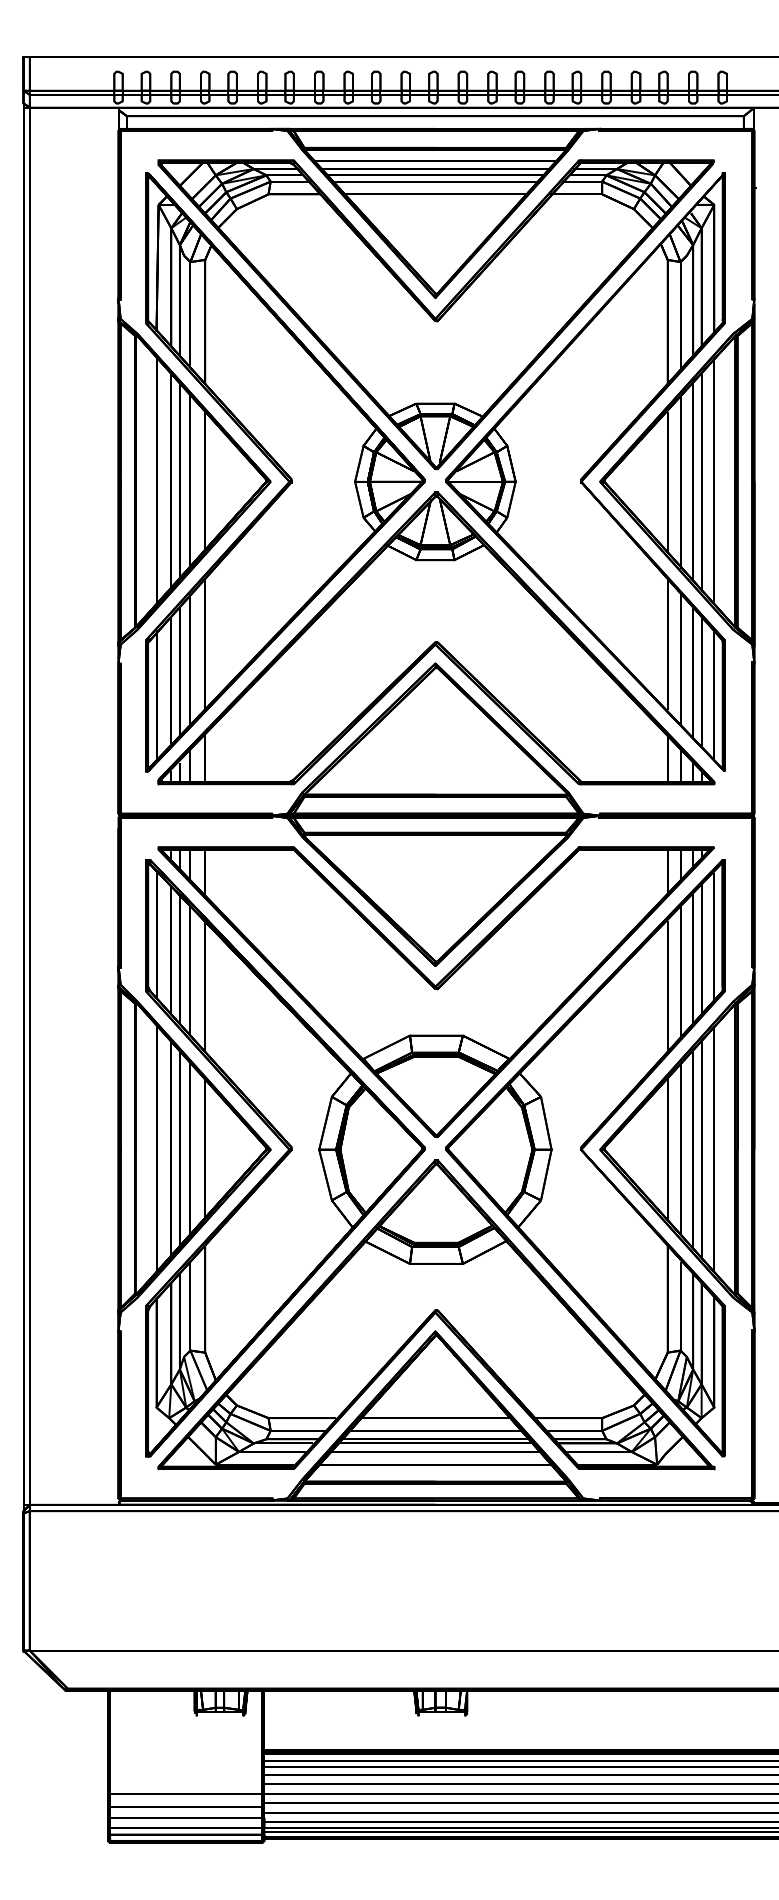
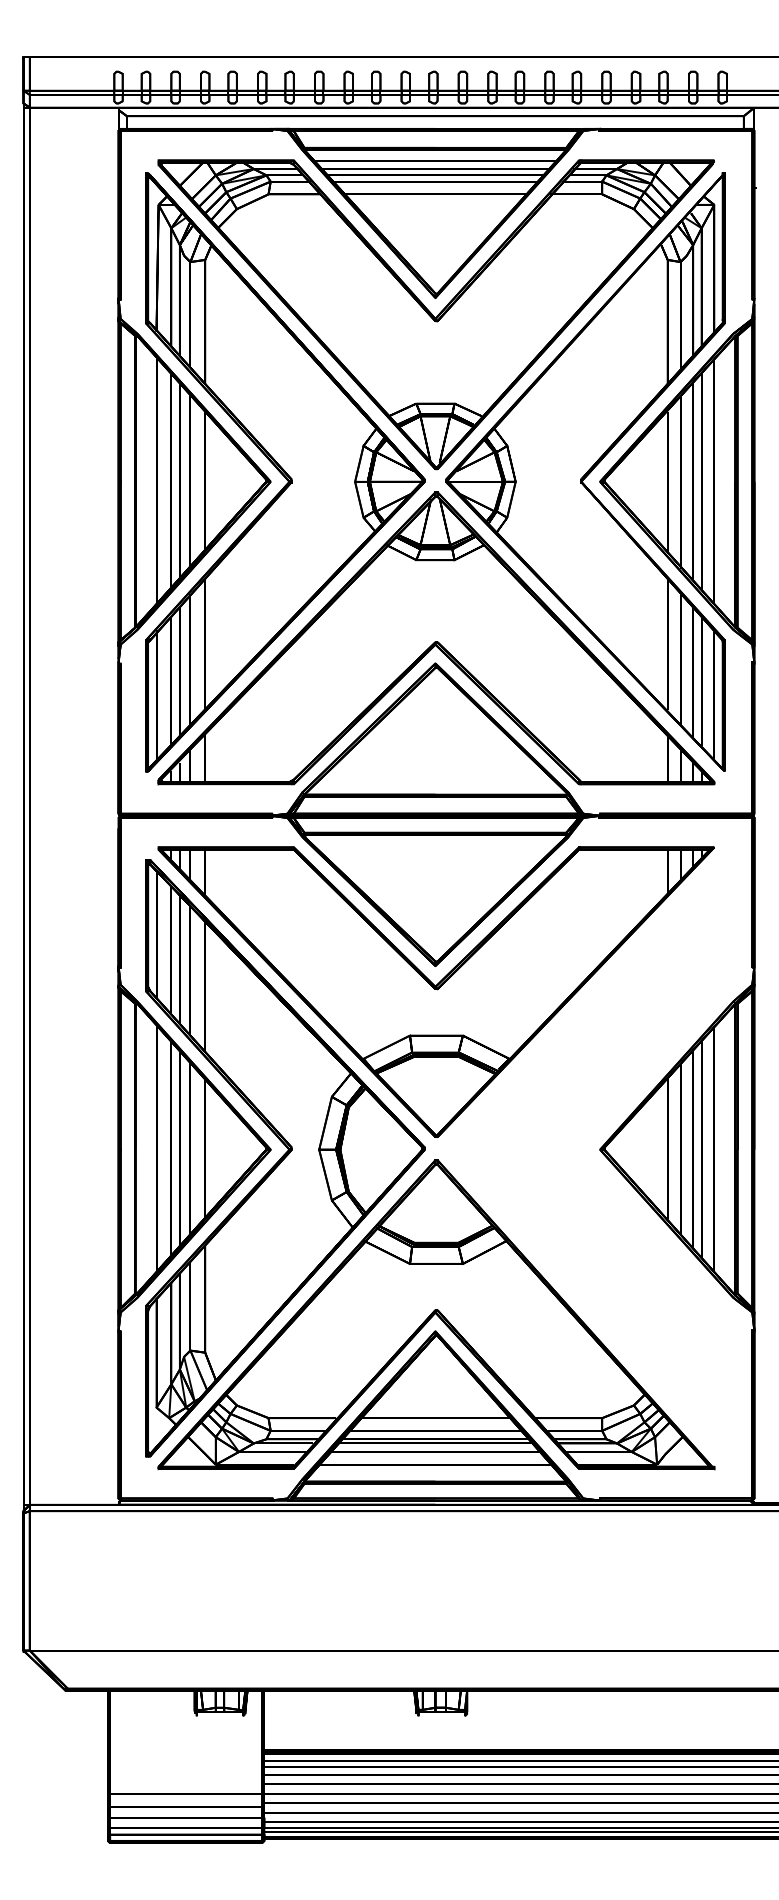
part: present -> none (585, 1158)
